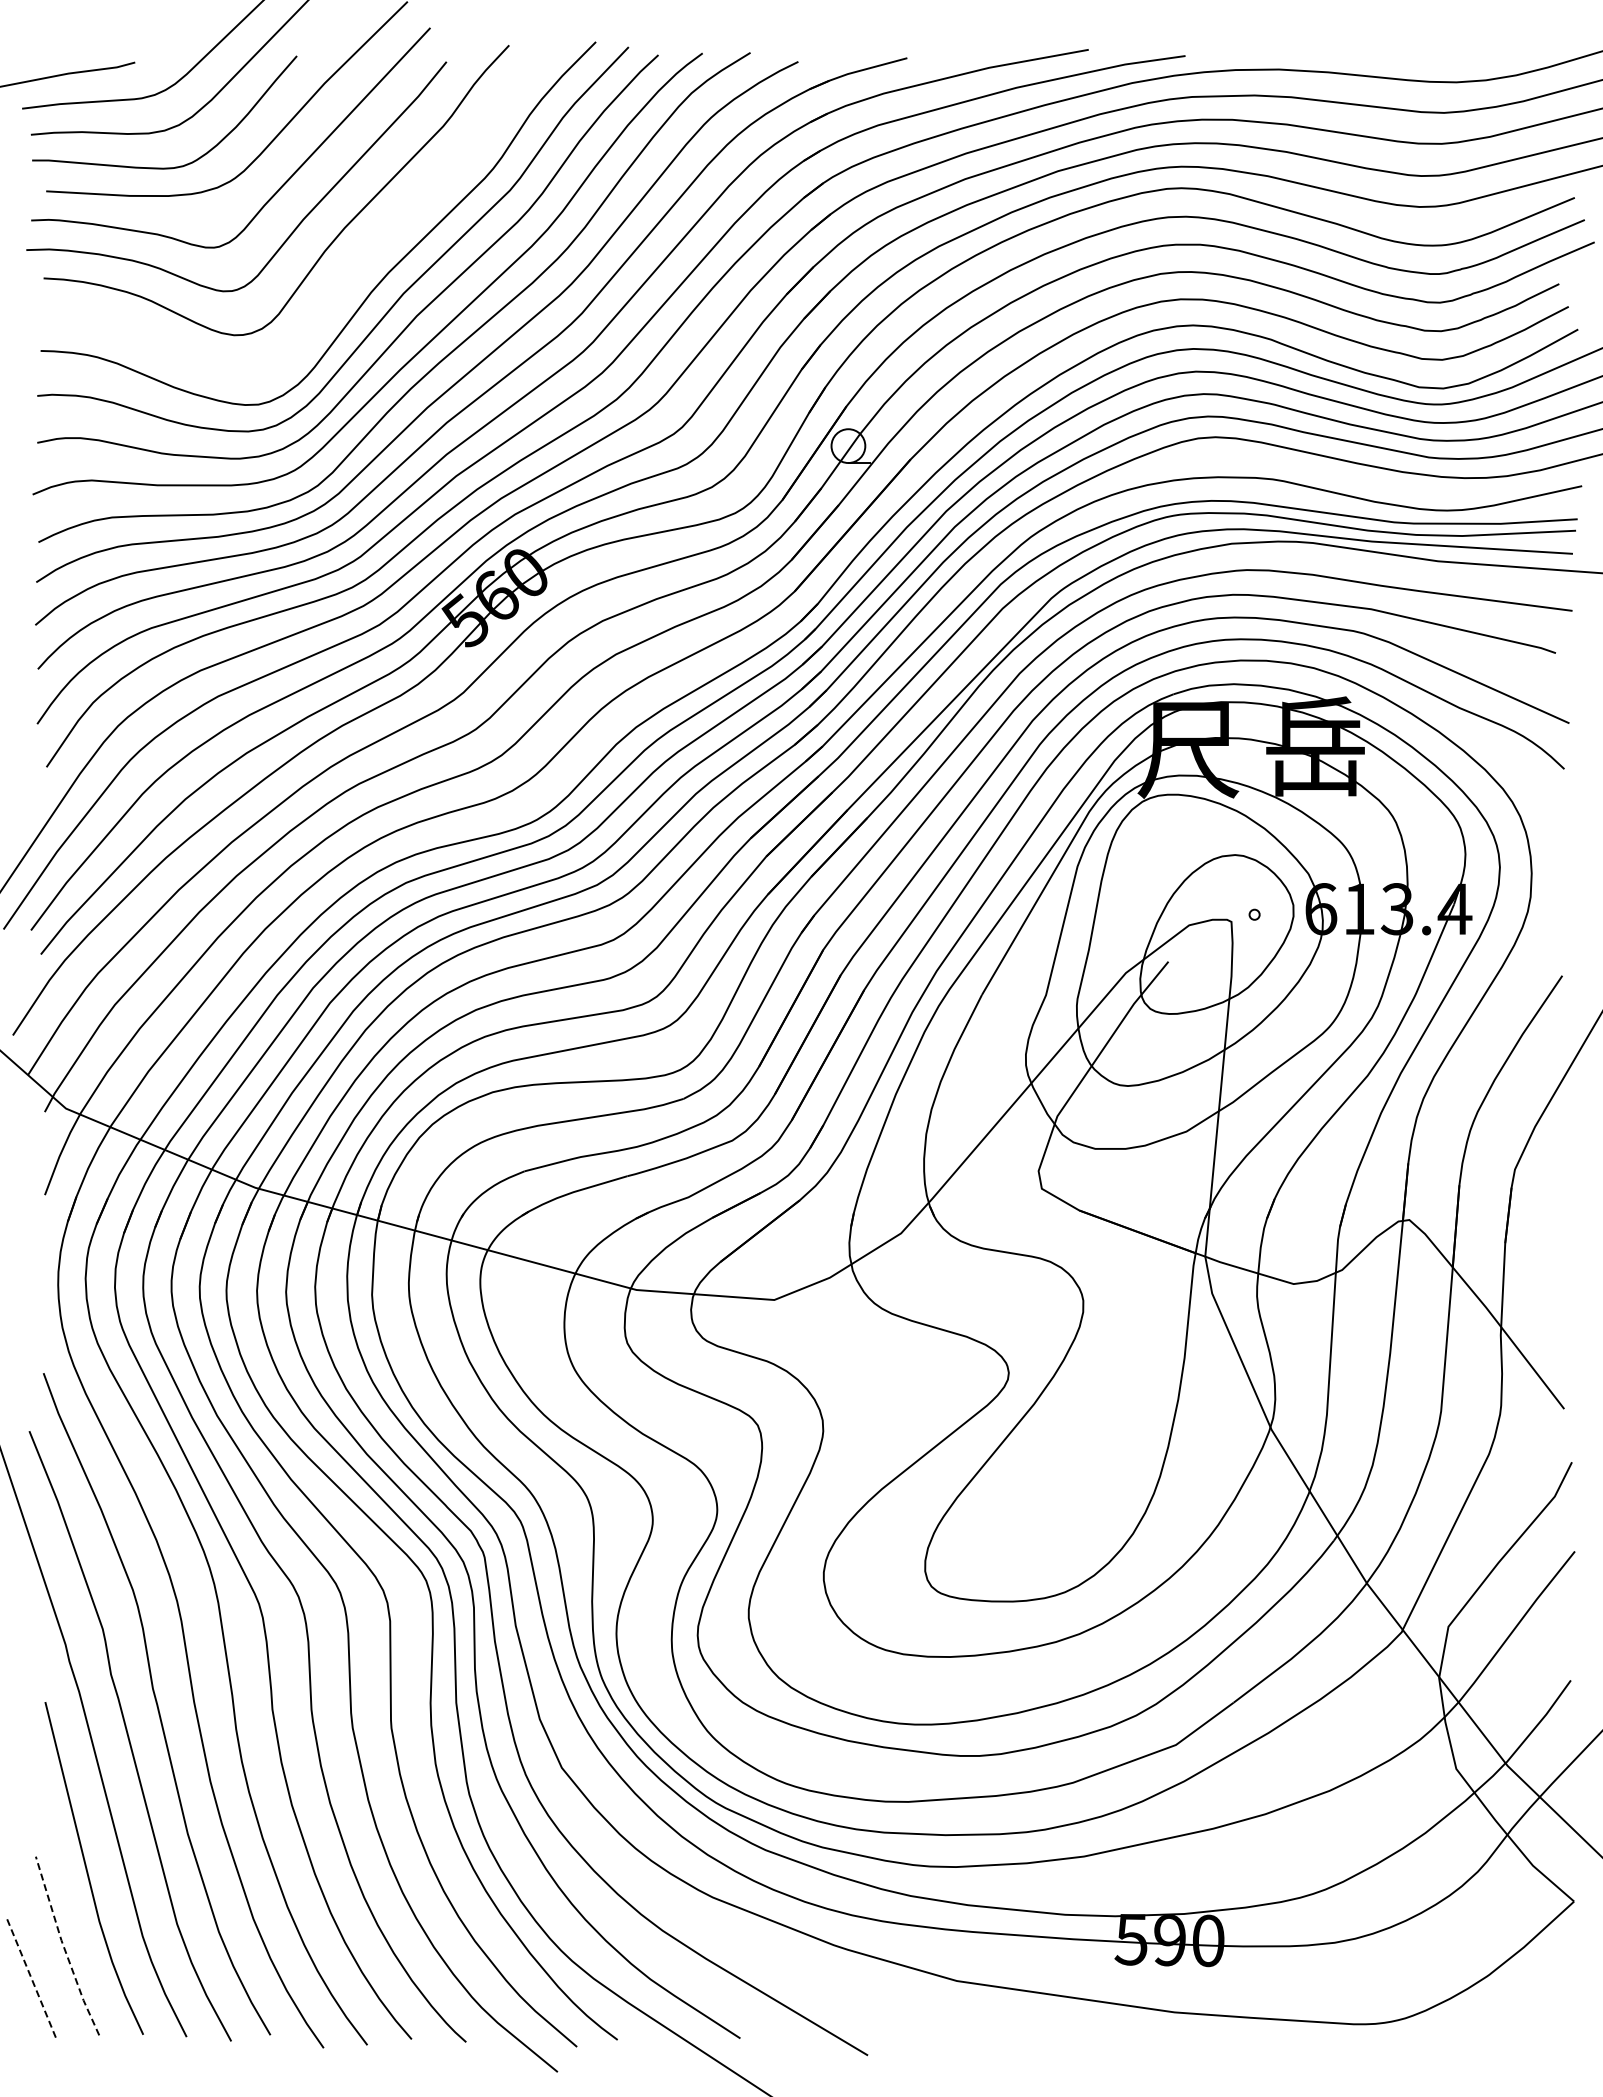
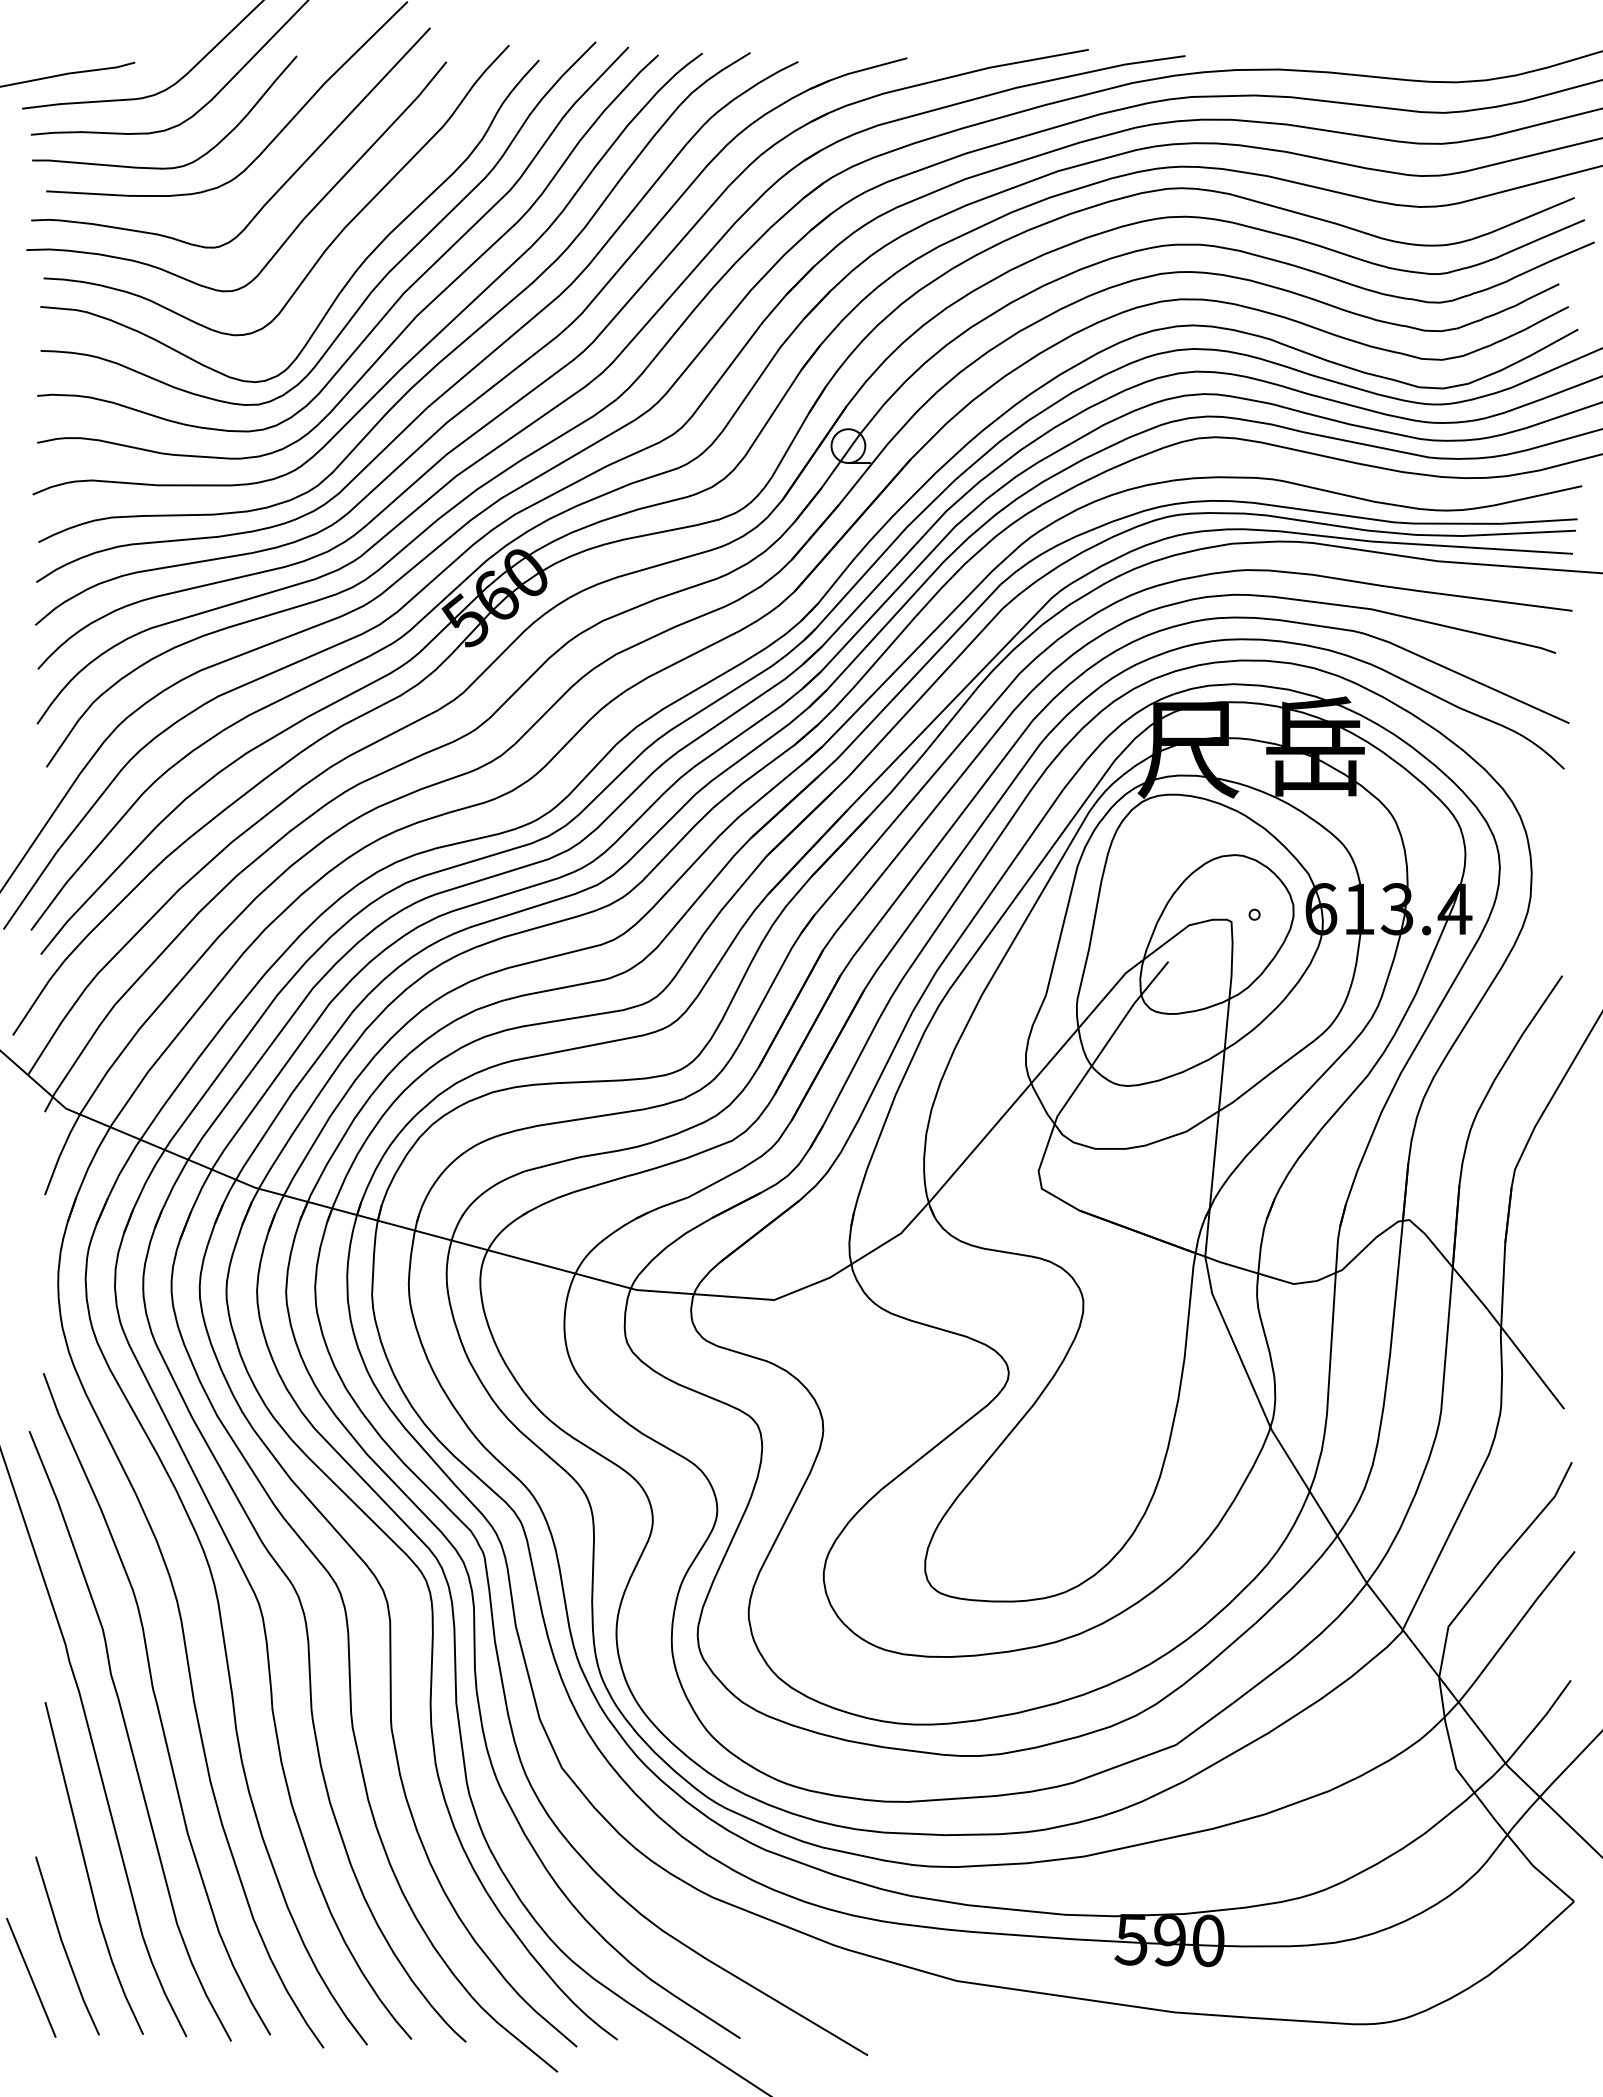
curve: none -> present (354, 271)
line: dashed -> solid (64, 1947)
line: dashed -> solid (31, 1977)
